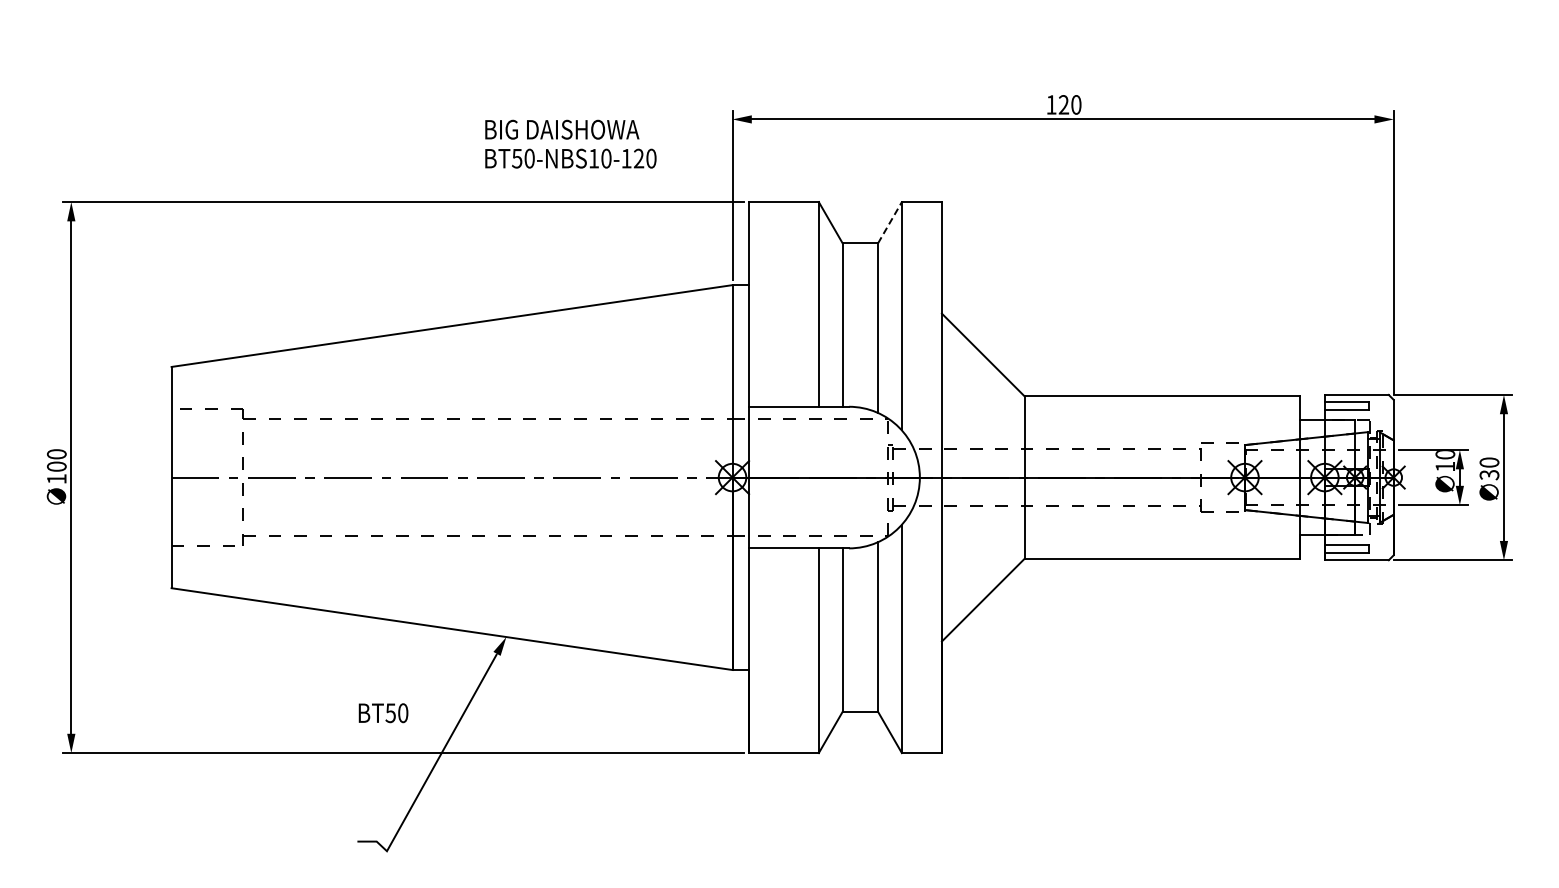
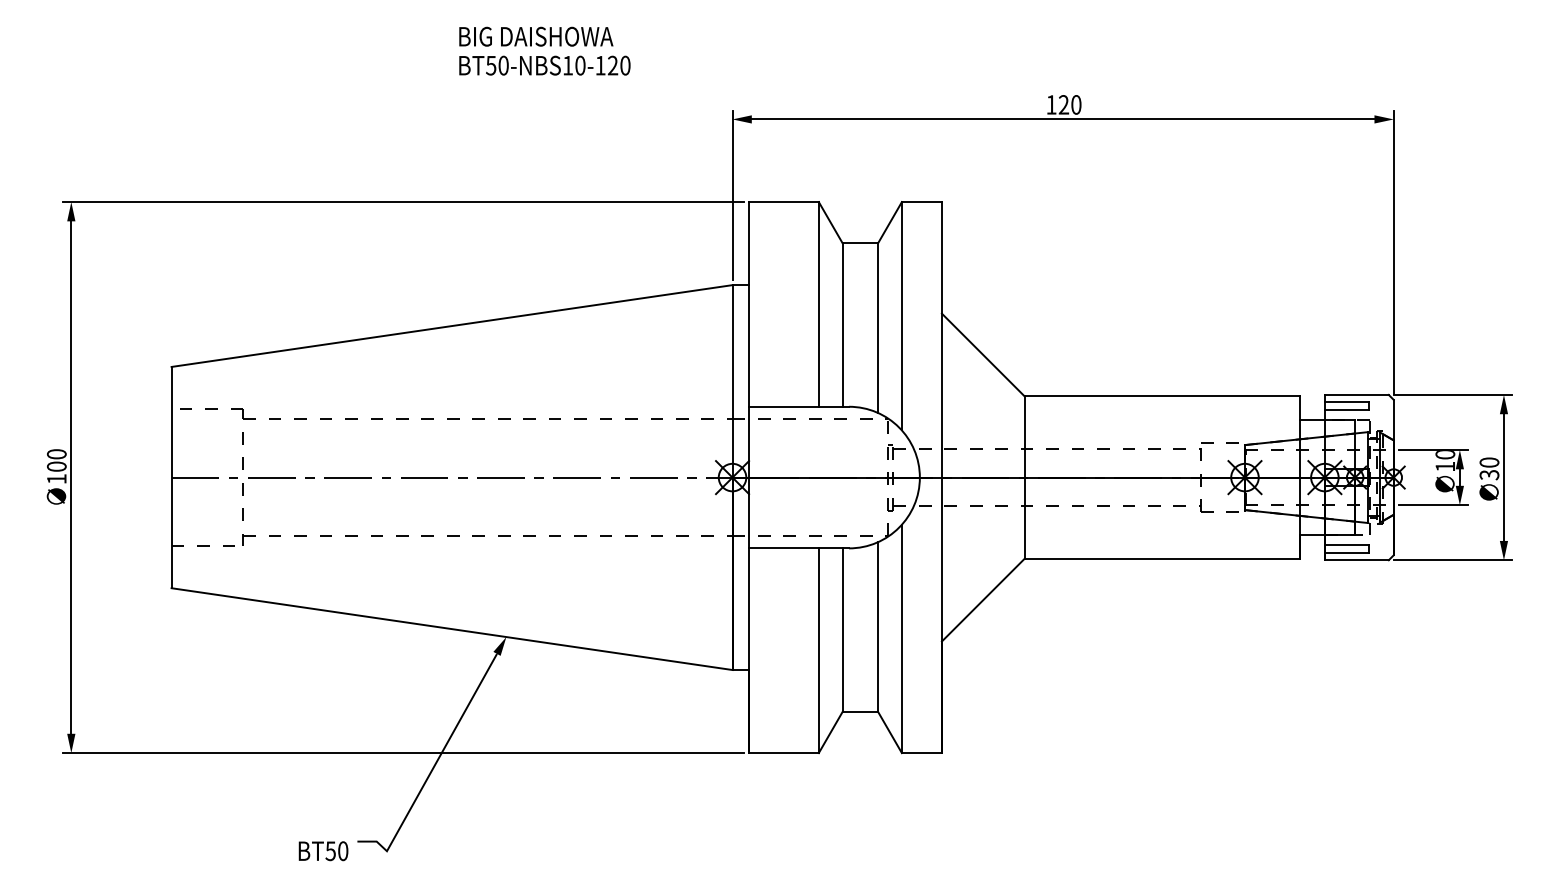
text position: (570, 143) -> (544, 50) (544, 50)
line: dashed -> solid (889, 222)
text position: (383, 713) -> (323, 851) (323, 851)
